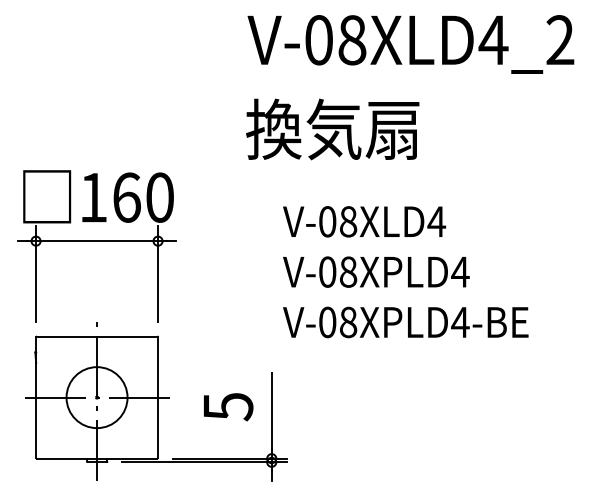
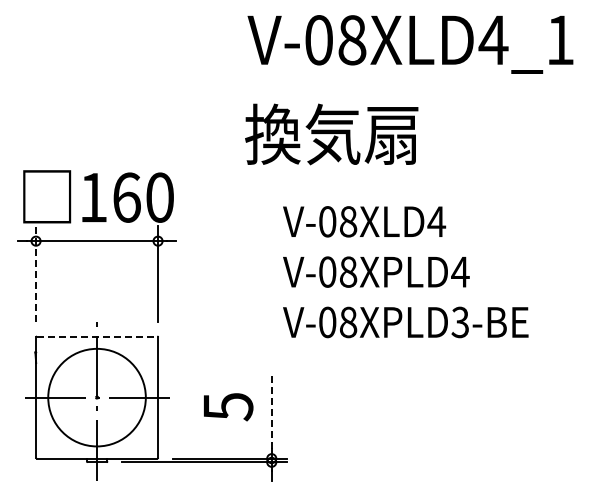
text: V-08XLD4_2 -> V-08XLD4_1 (560, 39)
text position: (332, 129) -> (331, 134) (331, 134)
line: solid -> dashed (36, 273)
text: V-08XPLD4-BE -> V-08XPLD3-BE (460, 322)
line: solid -> dashed (97, 336)
circle diameter: 61 px -> 98 px (96, 397)
line: solid -> dashed (271, 410)
